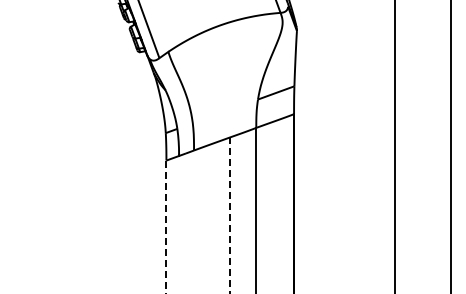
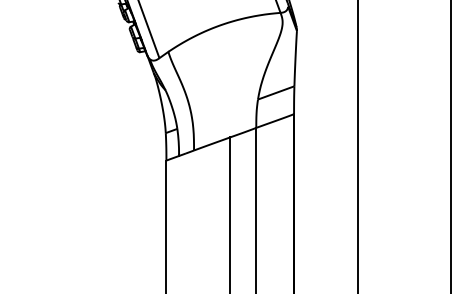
line position: (395, 146) -> (358, 146) (358, 146)
line: dashed -> solid (230, 215)
line: dashed -> solid (166, 227)
